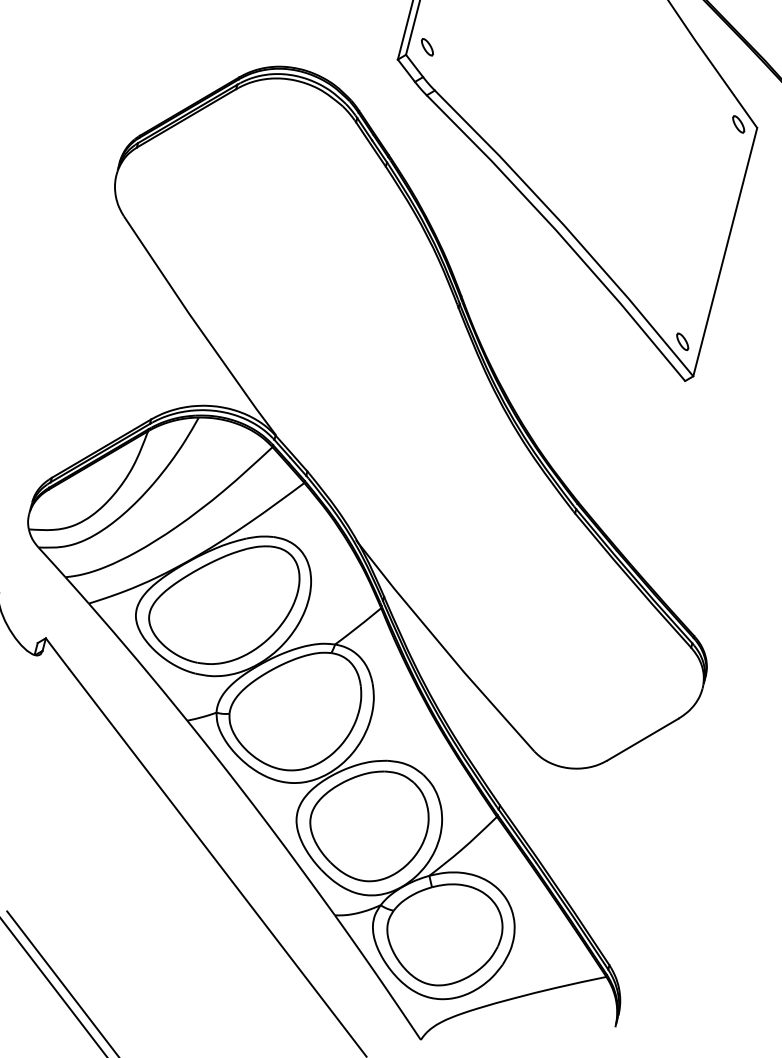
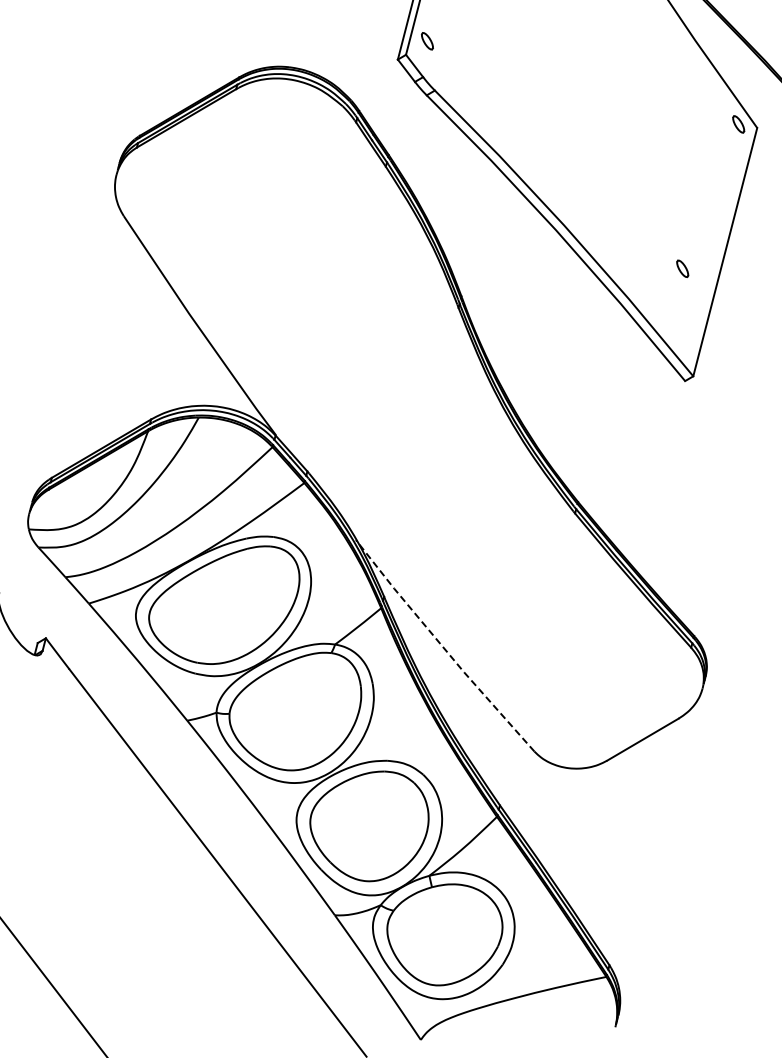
part position: (427, 47) -> (427, 41) (427, 41)
part position: (682, 341) -> (682, 268) (682, 268)
line: solid -> dashed (443, 647)
line: present -> none (61, 982)
